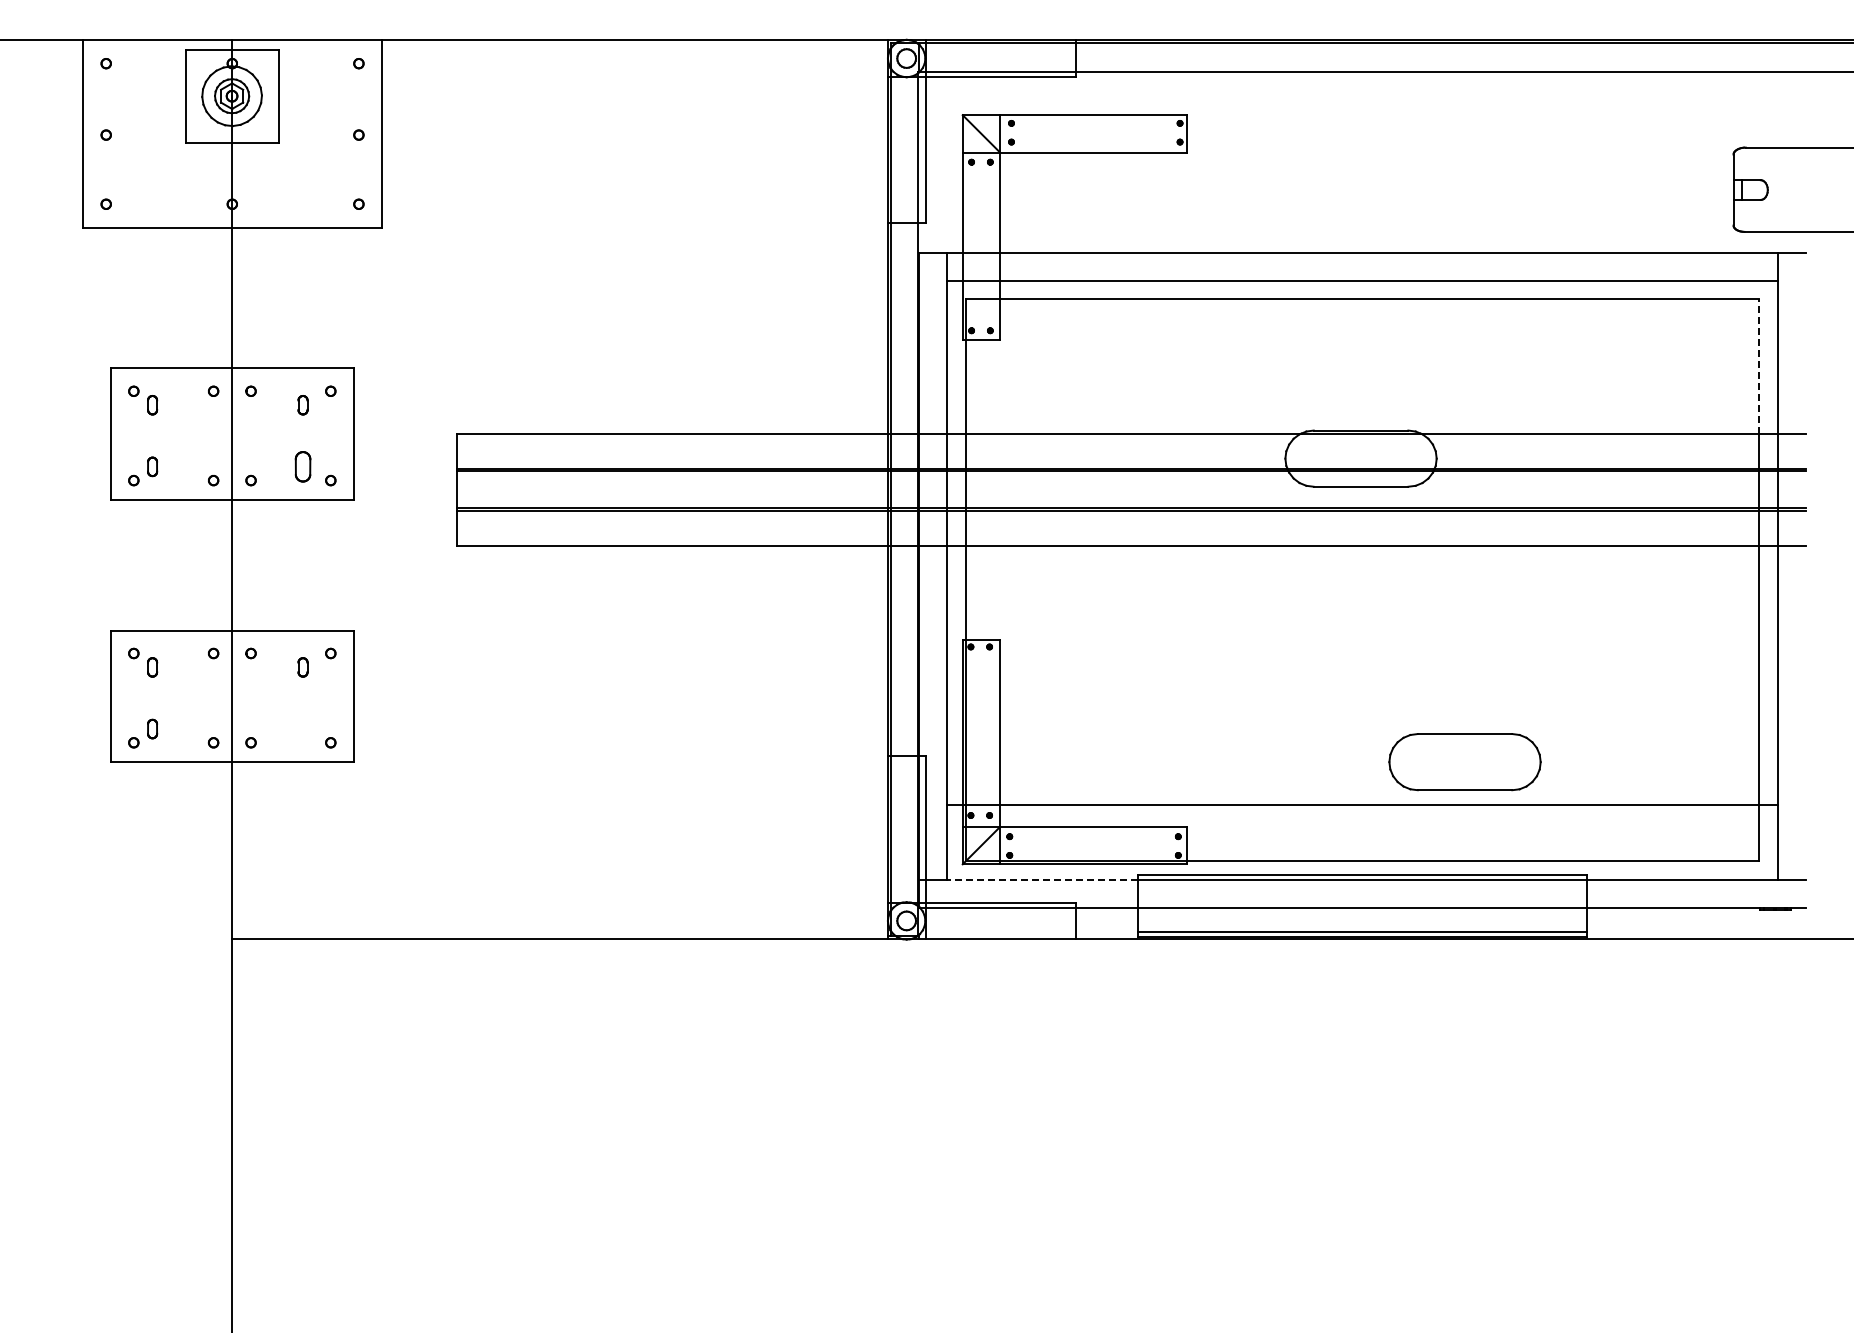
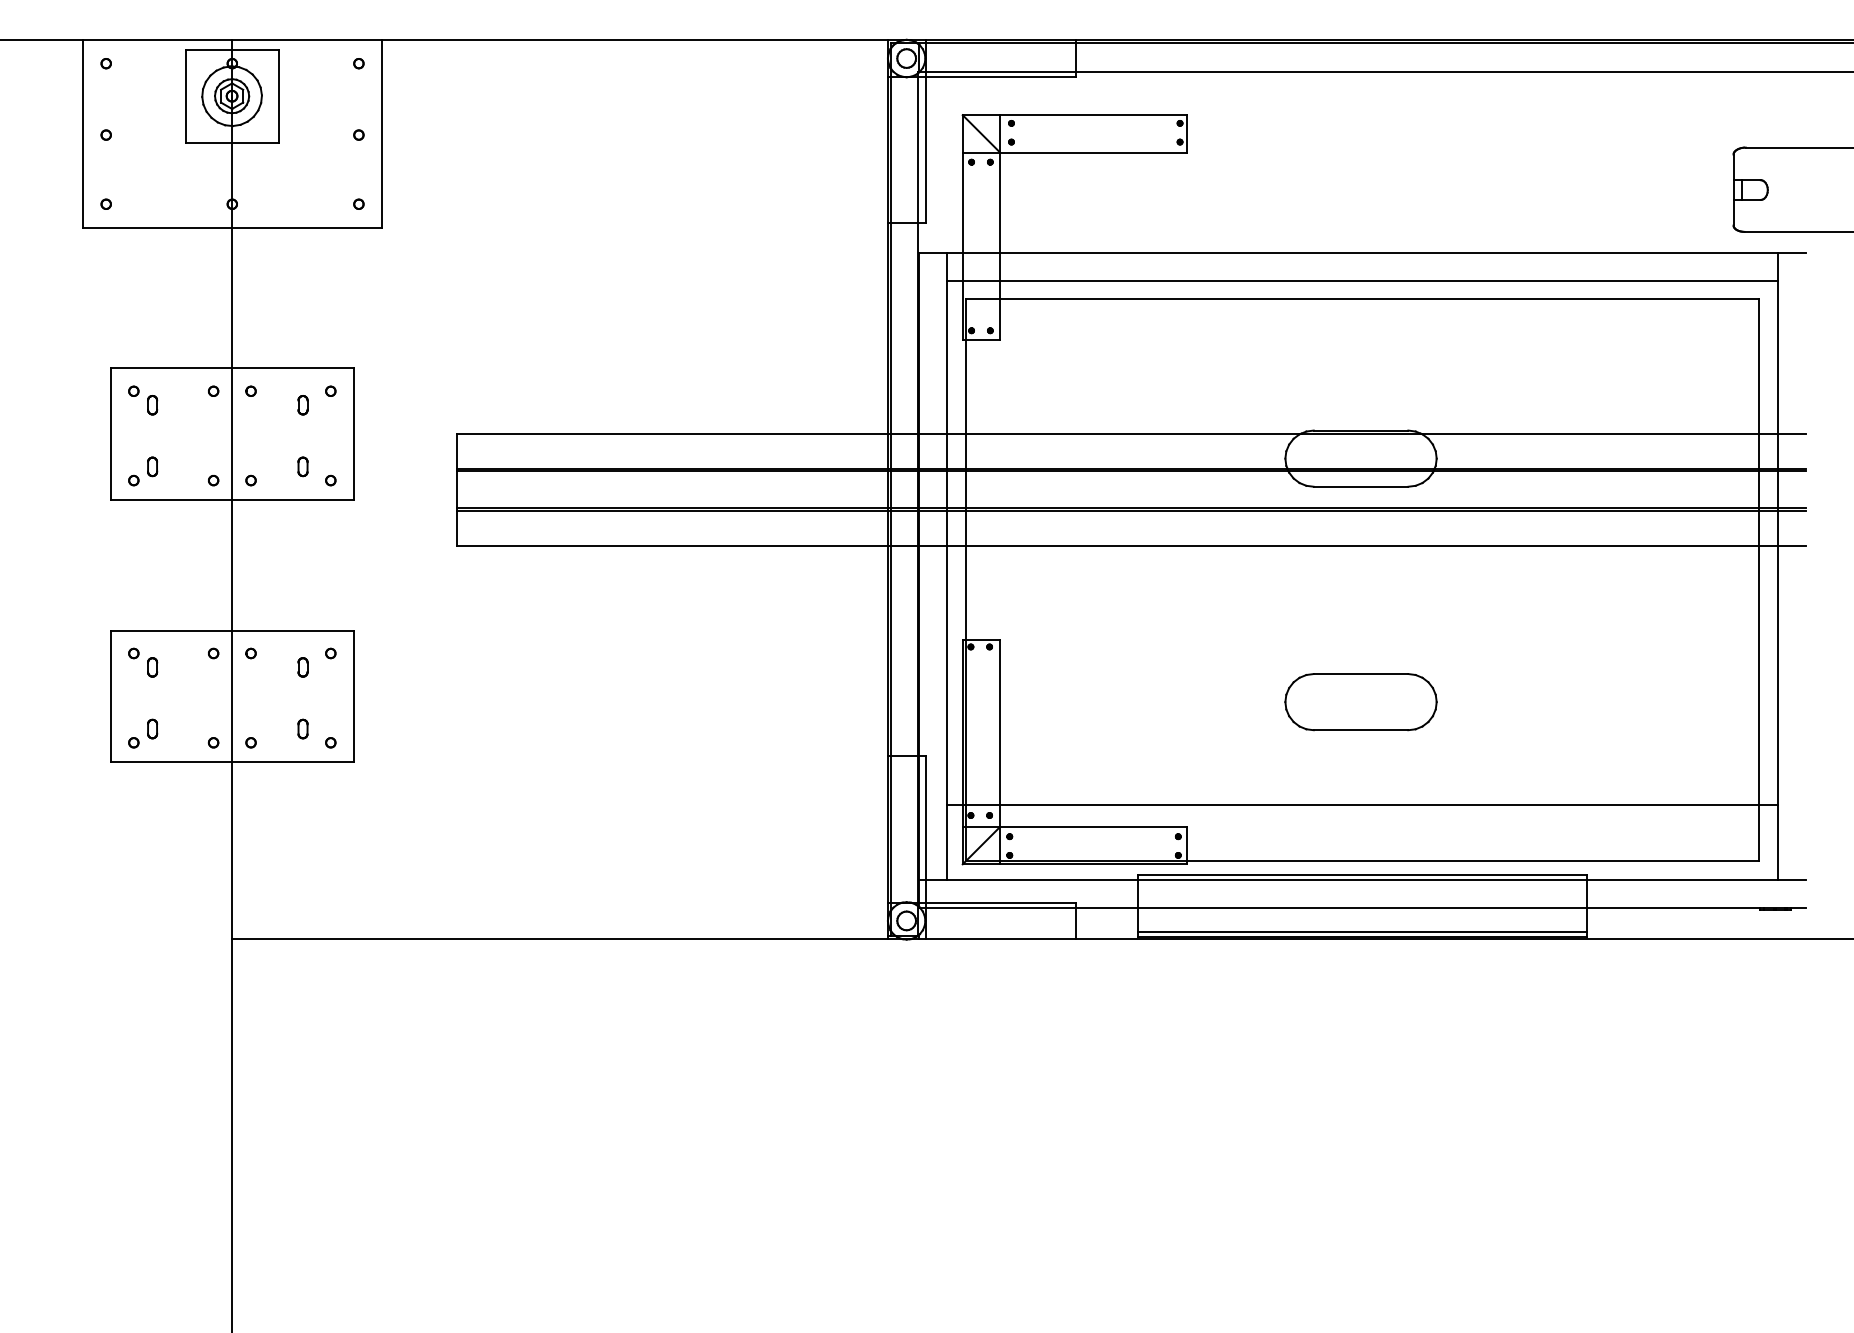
line: dashed -> solid (1758, 366)
part size: 18x32 px -> 12x22 px (302, 466)
part: none -> present (302, 728)
part position: (1464, 762) -> (1360, 702) (1360, 702)
line: dashed -> solid (1042, 880)
